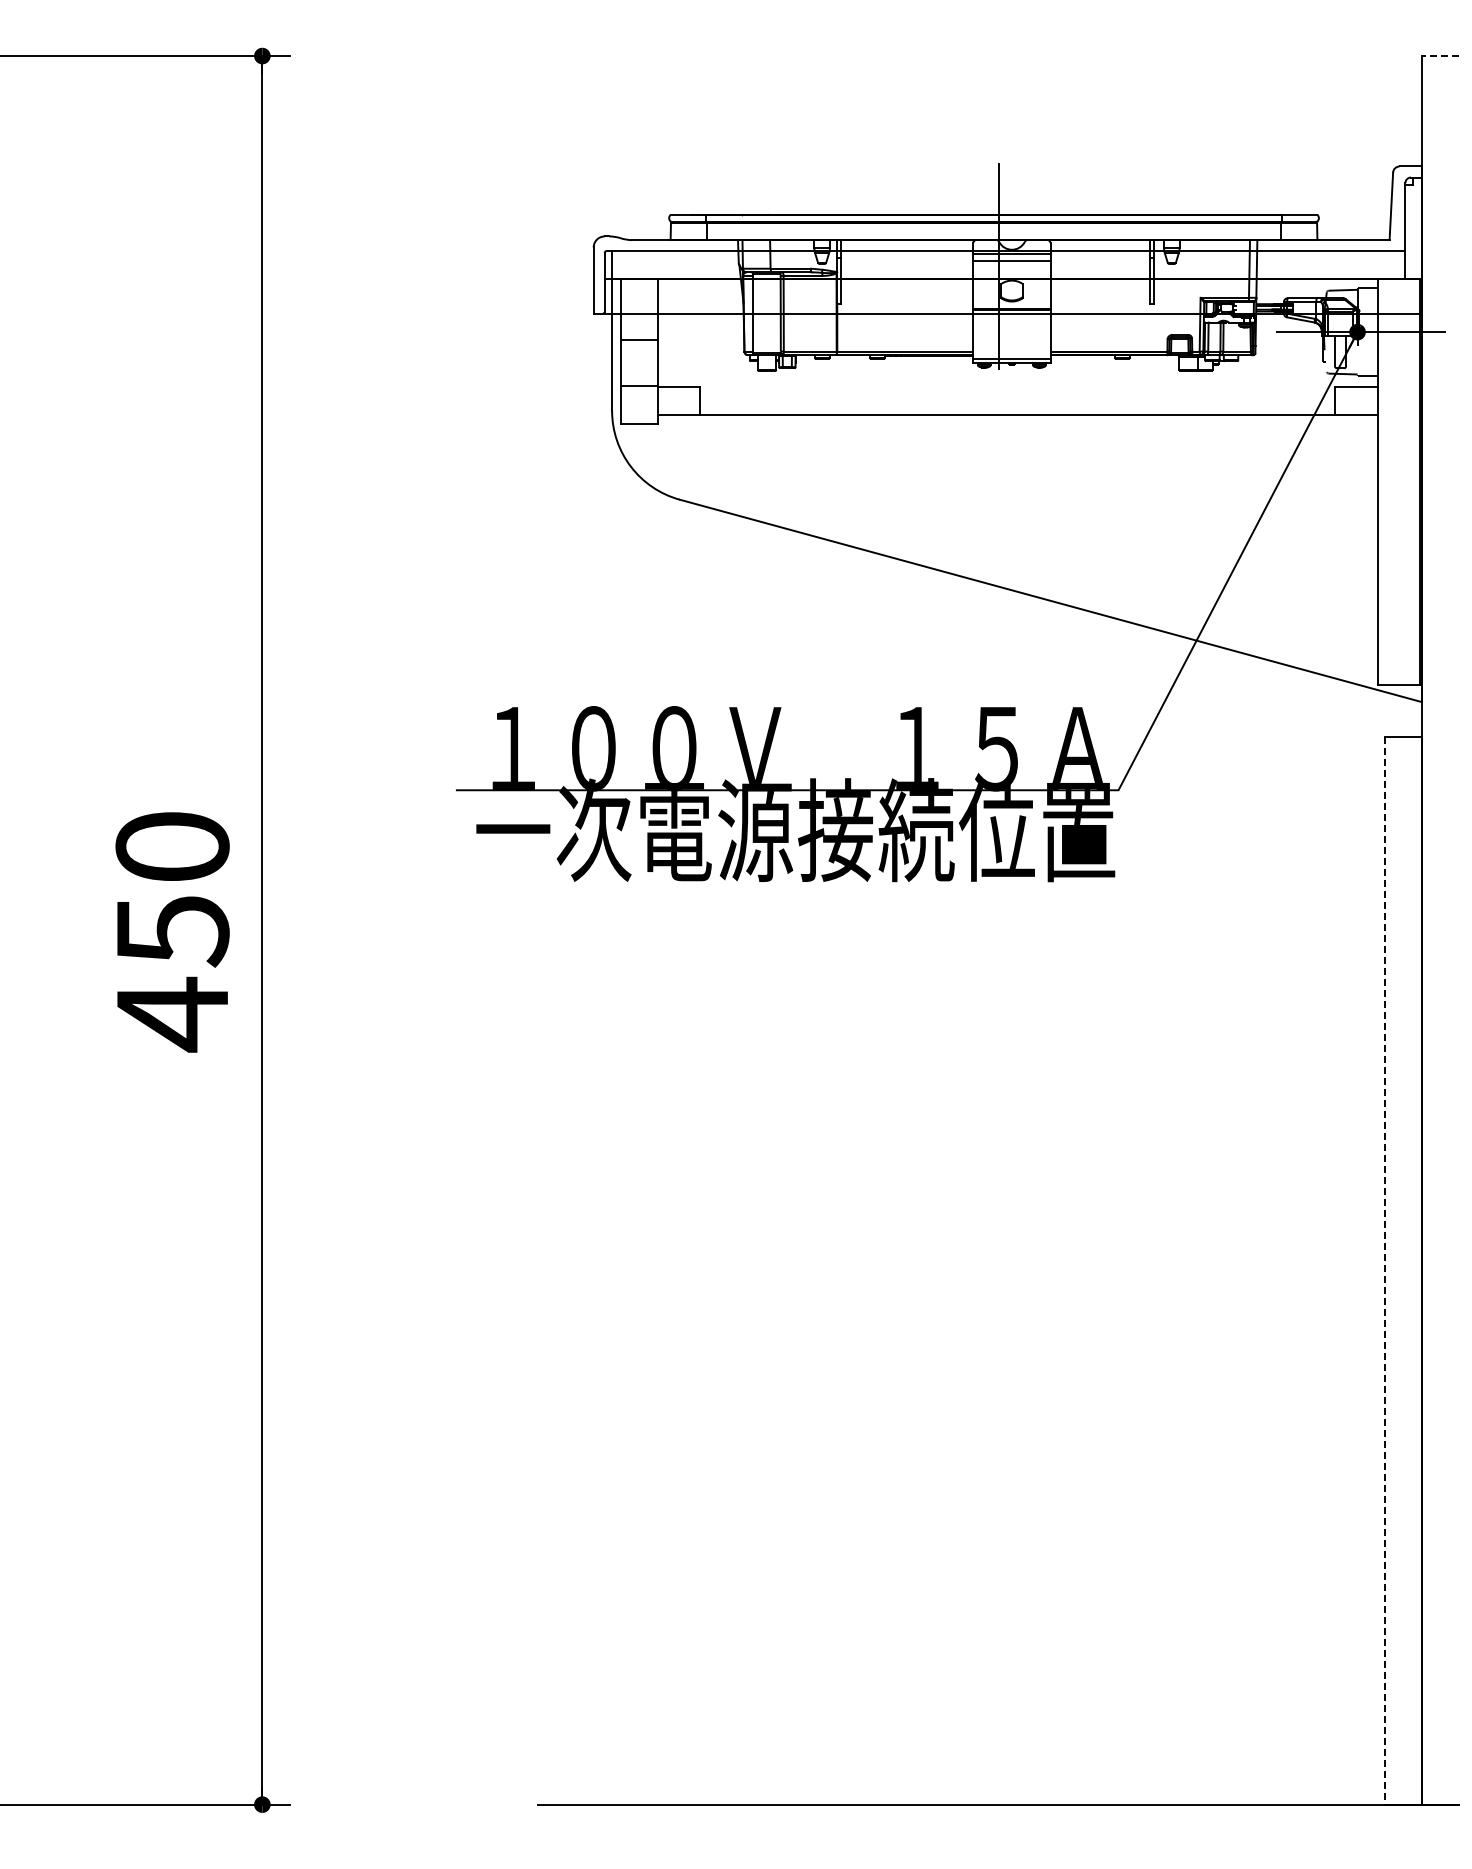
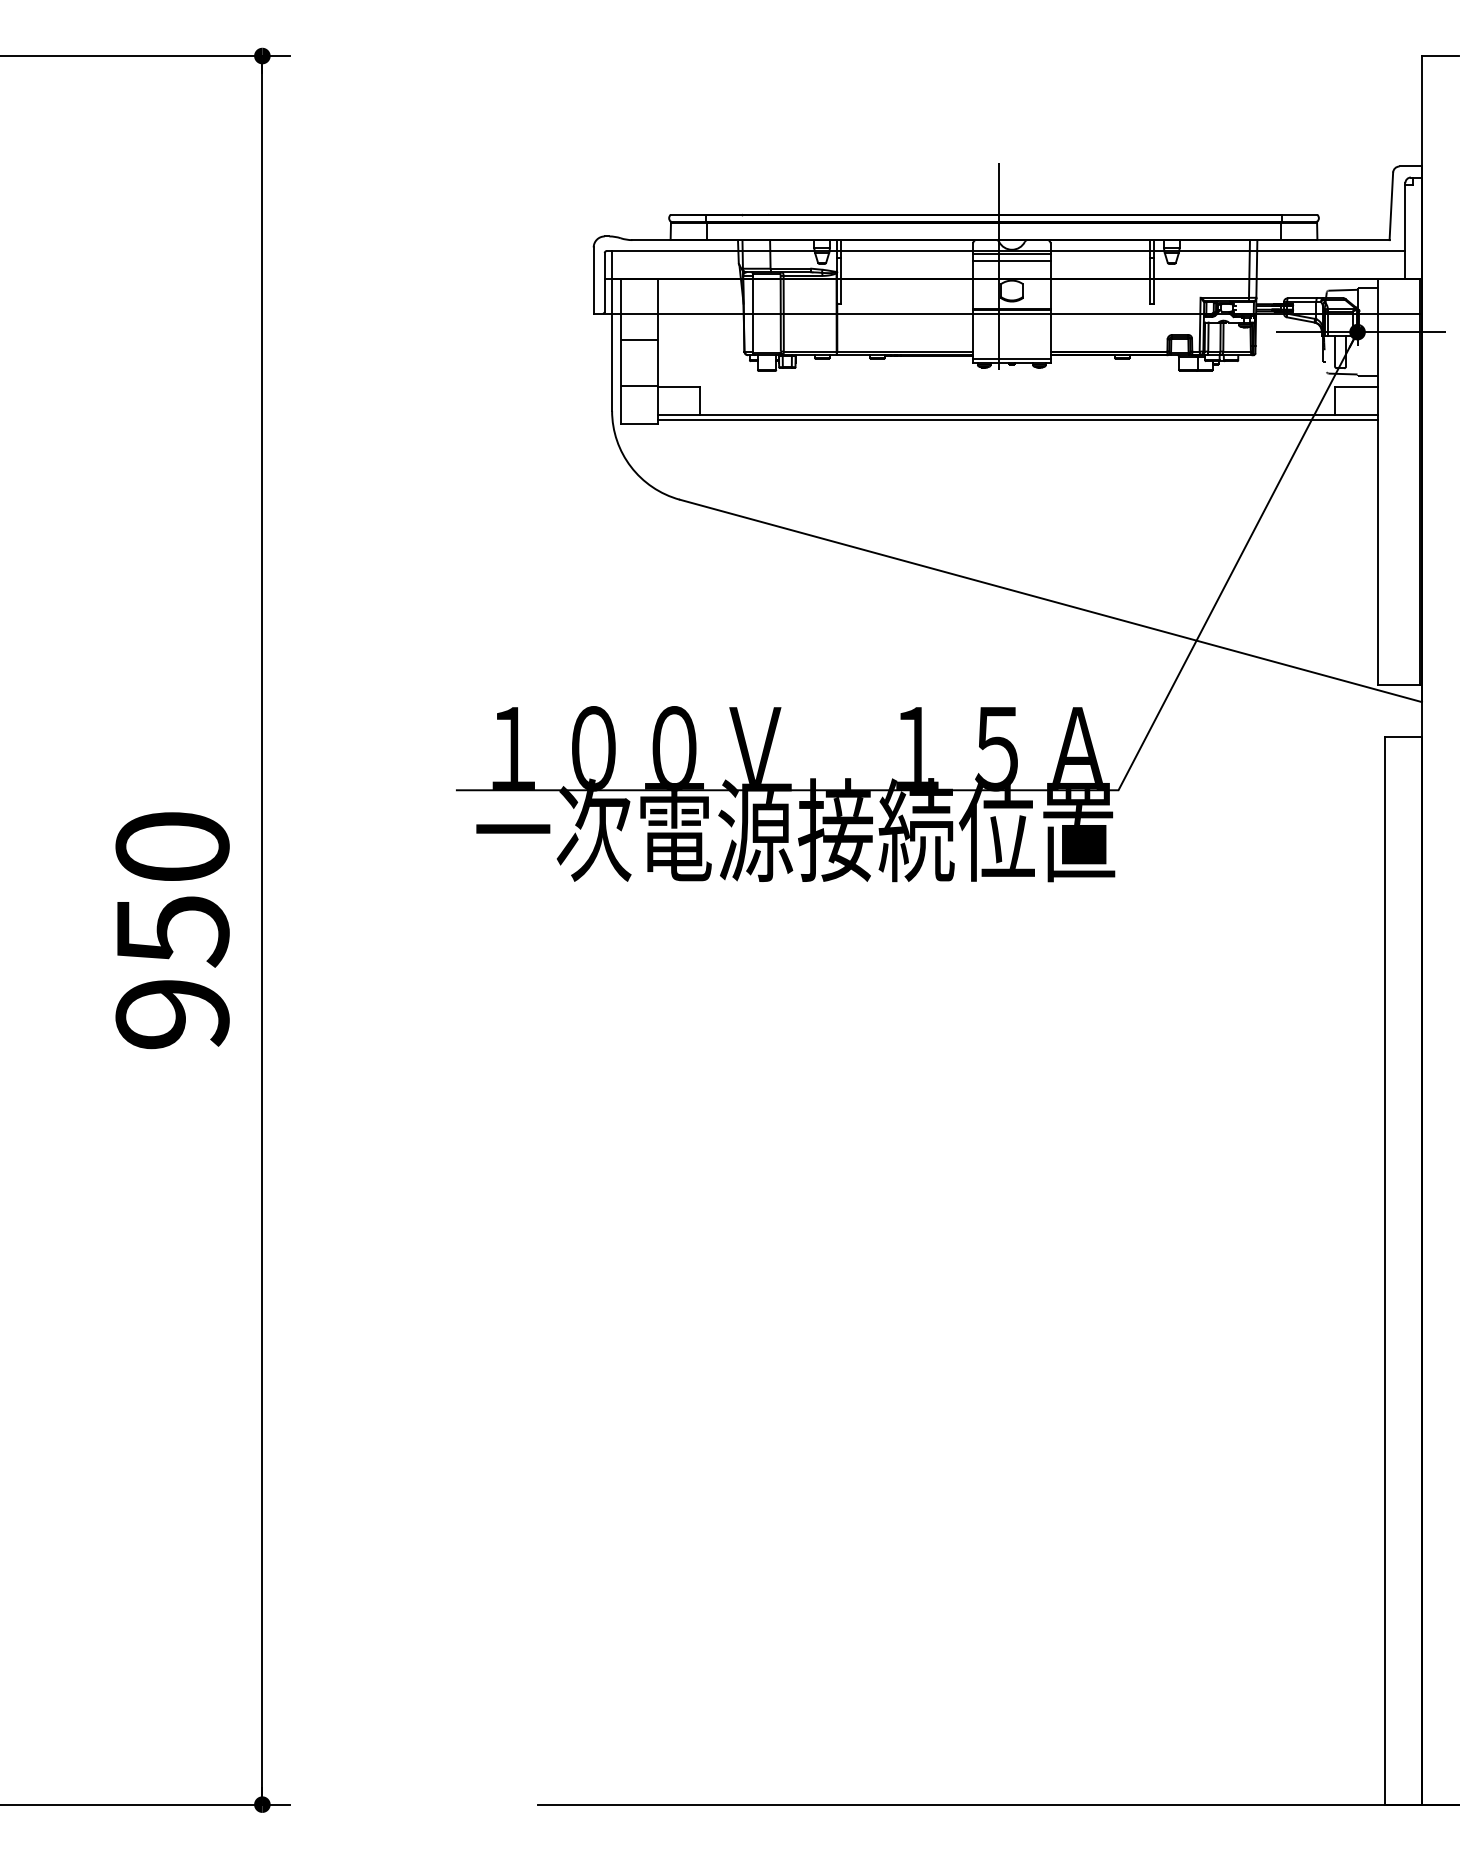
line: dashed -> solid (1439, 56)
line: none -> present (1017, 419)
text: 450 -> 950 (172, 1014)
line: dashed -> solid (1385, 1270)
